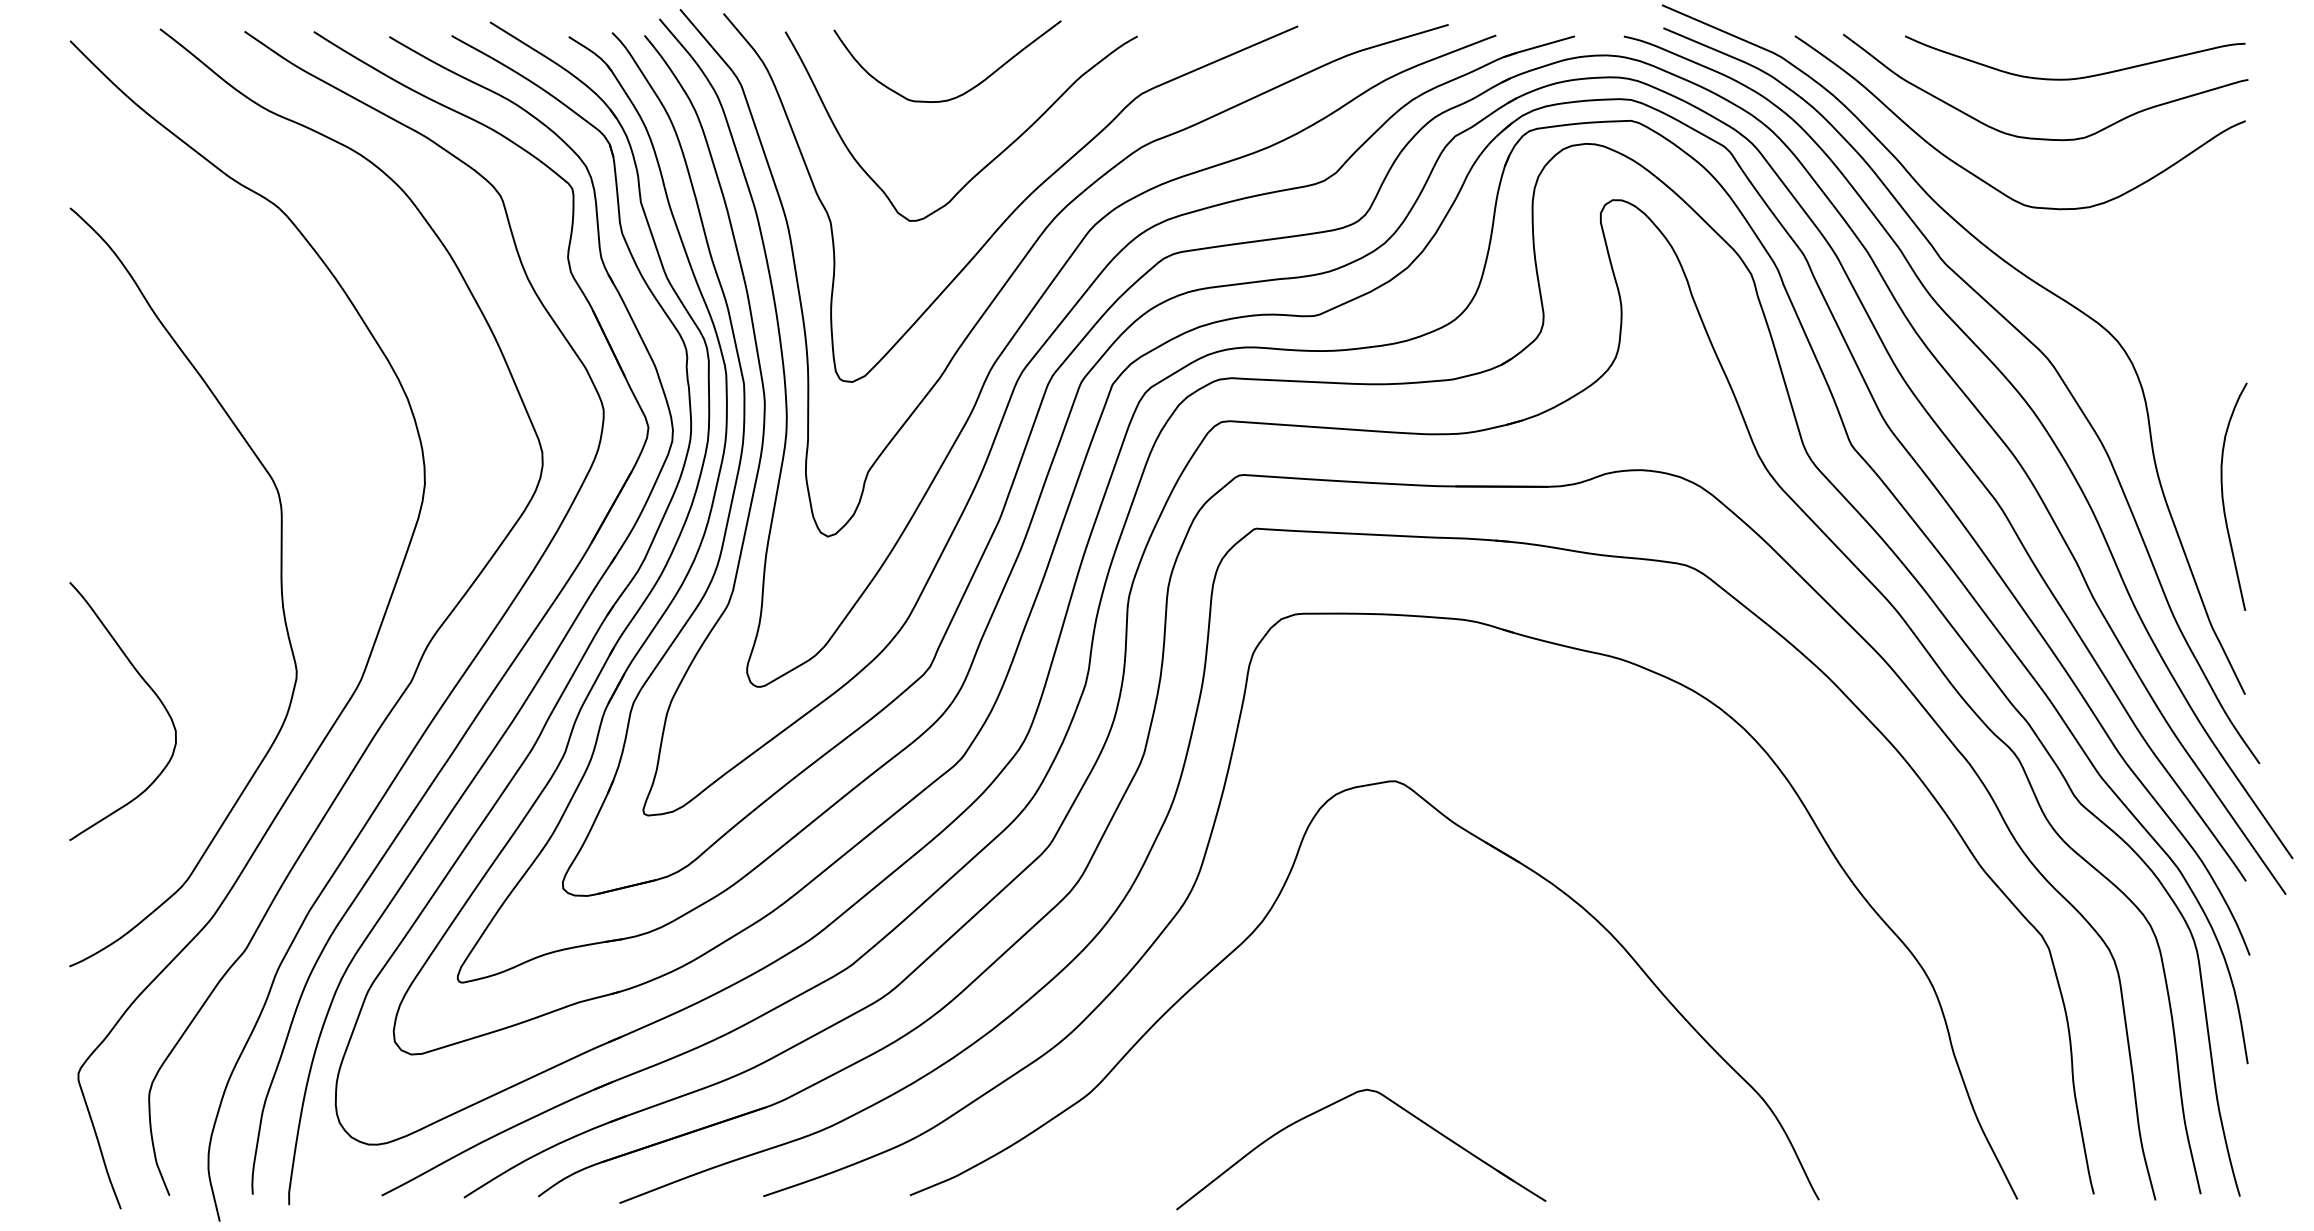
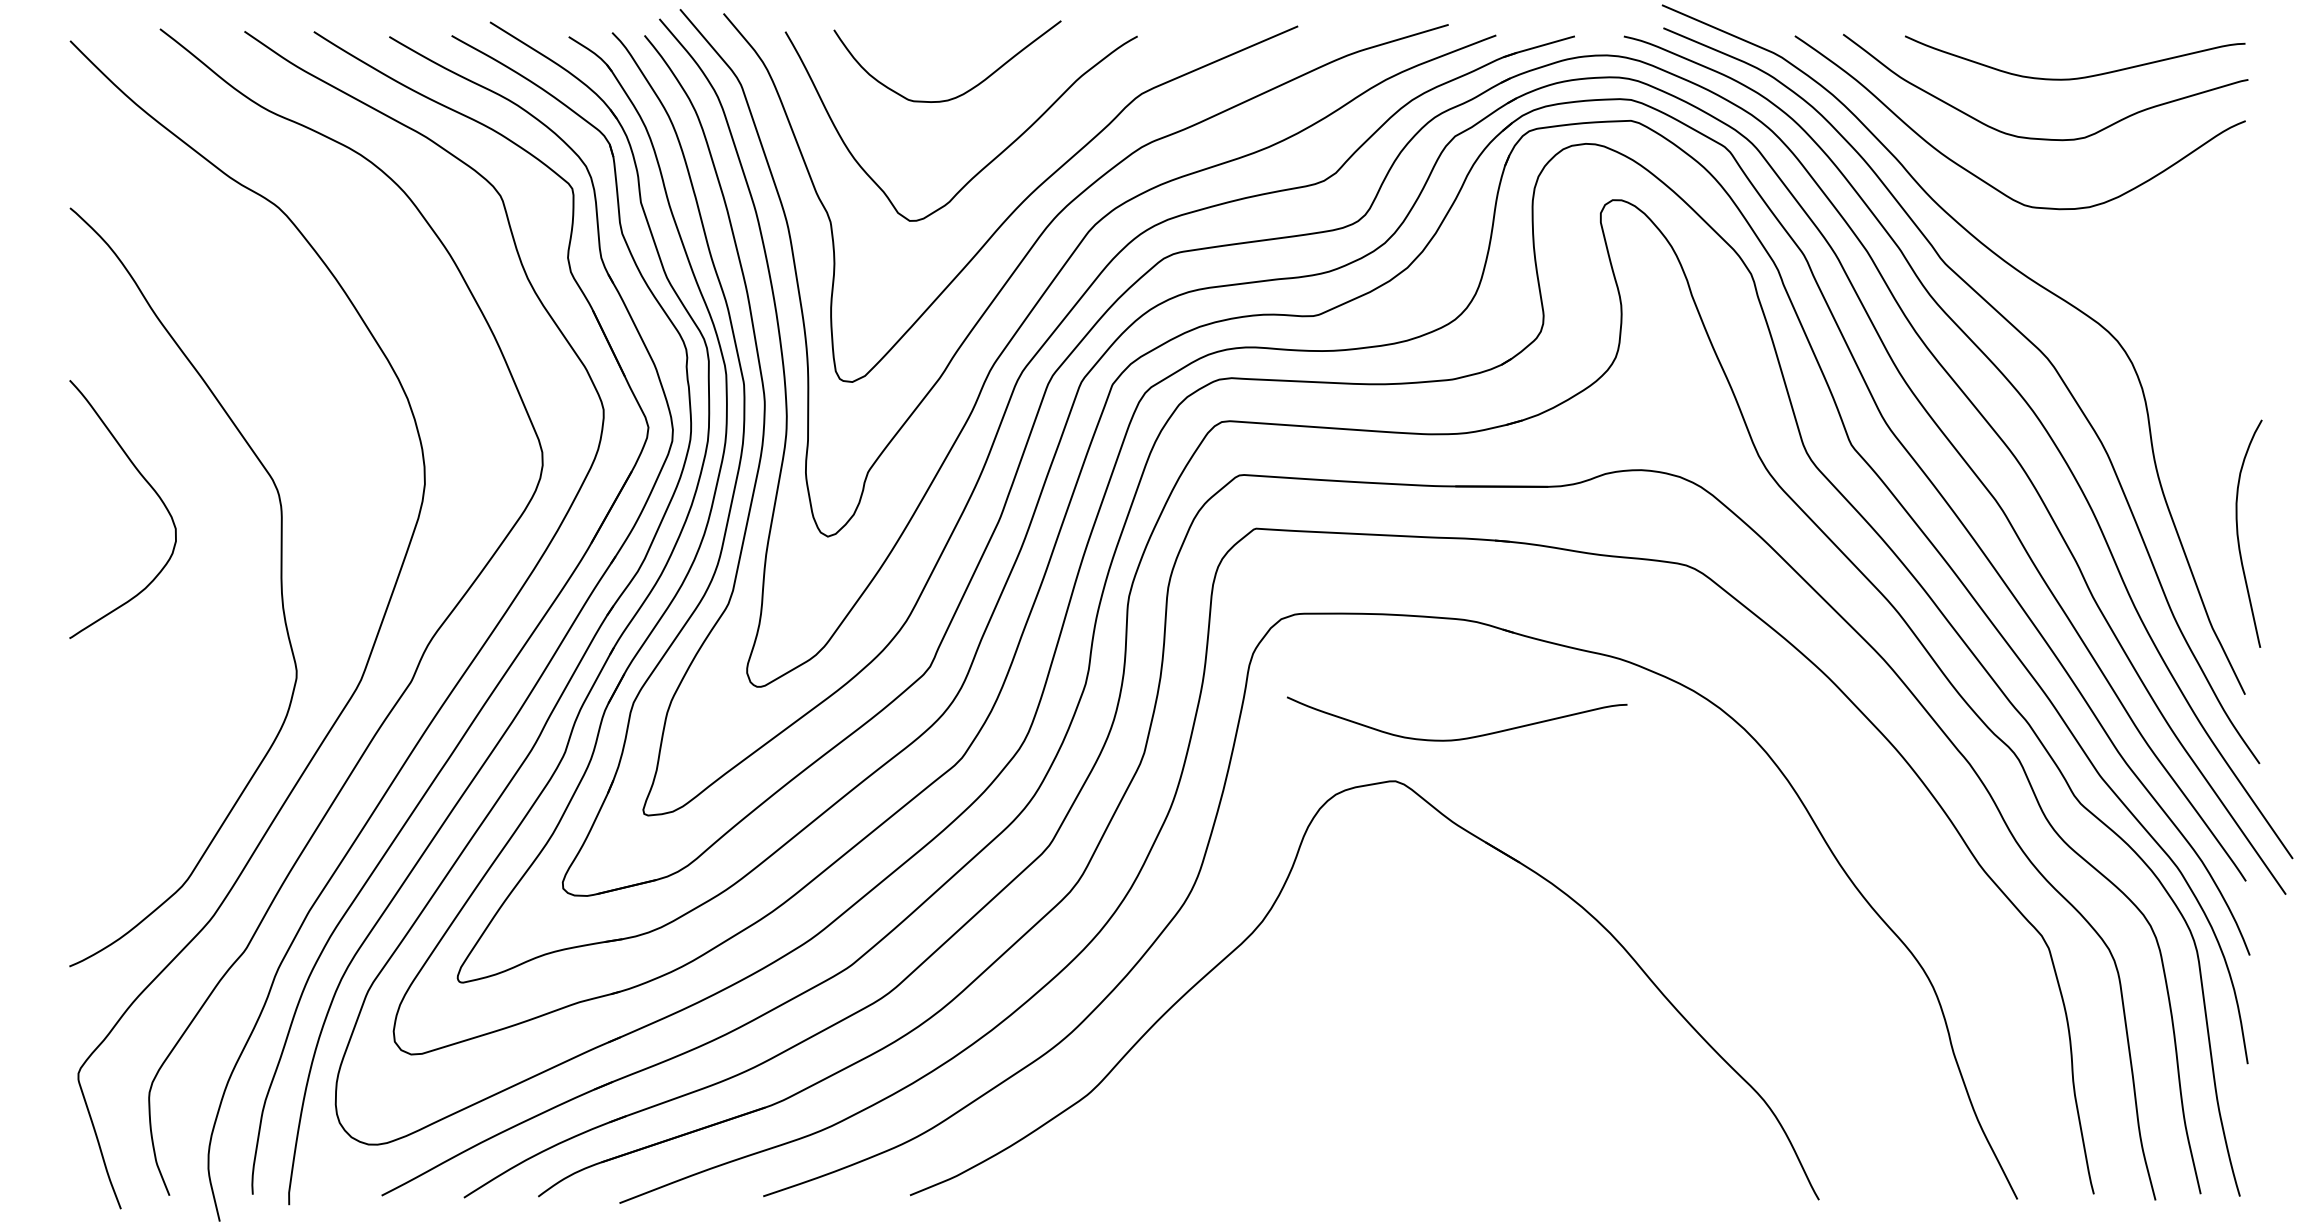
curve position: (2223, 496) -> (2238, 533) (2238, 533)
curve position: (150, 689) -> (150, 487) (150, 487)
curve: none -> present (1458, 738)
part: present -> none (1338, 1102)
